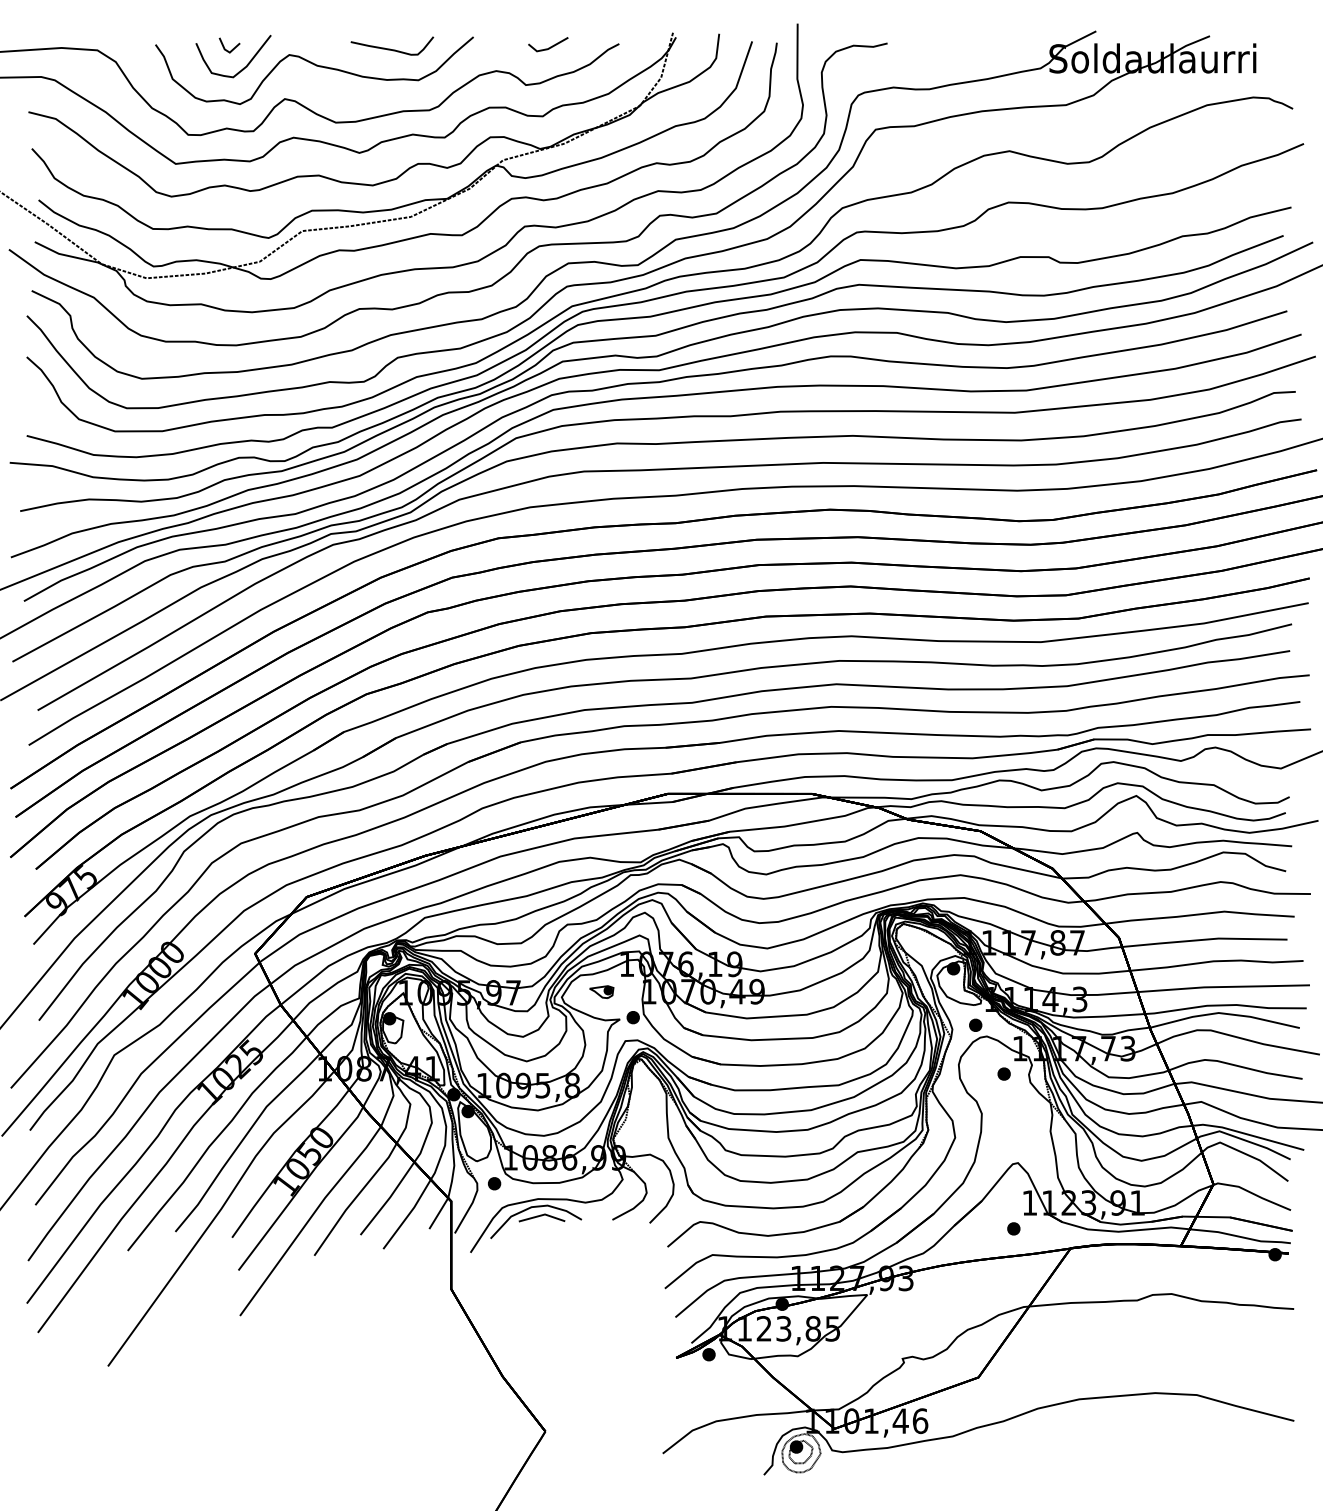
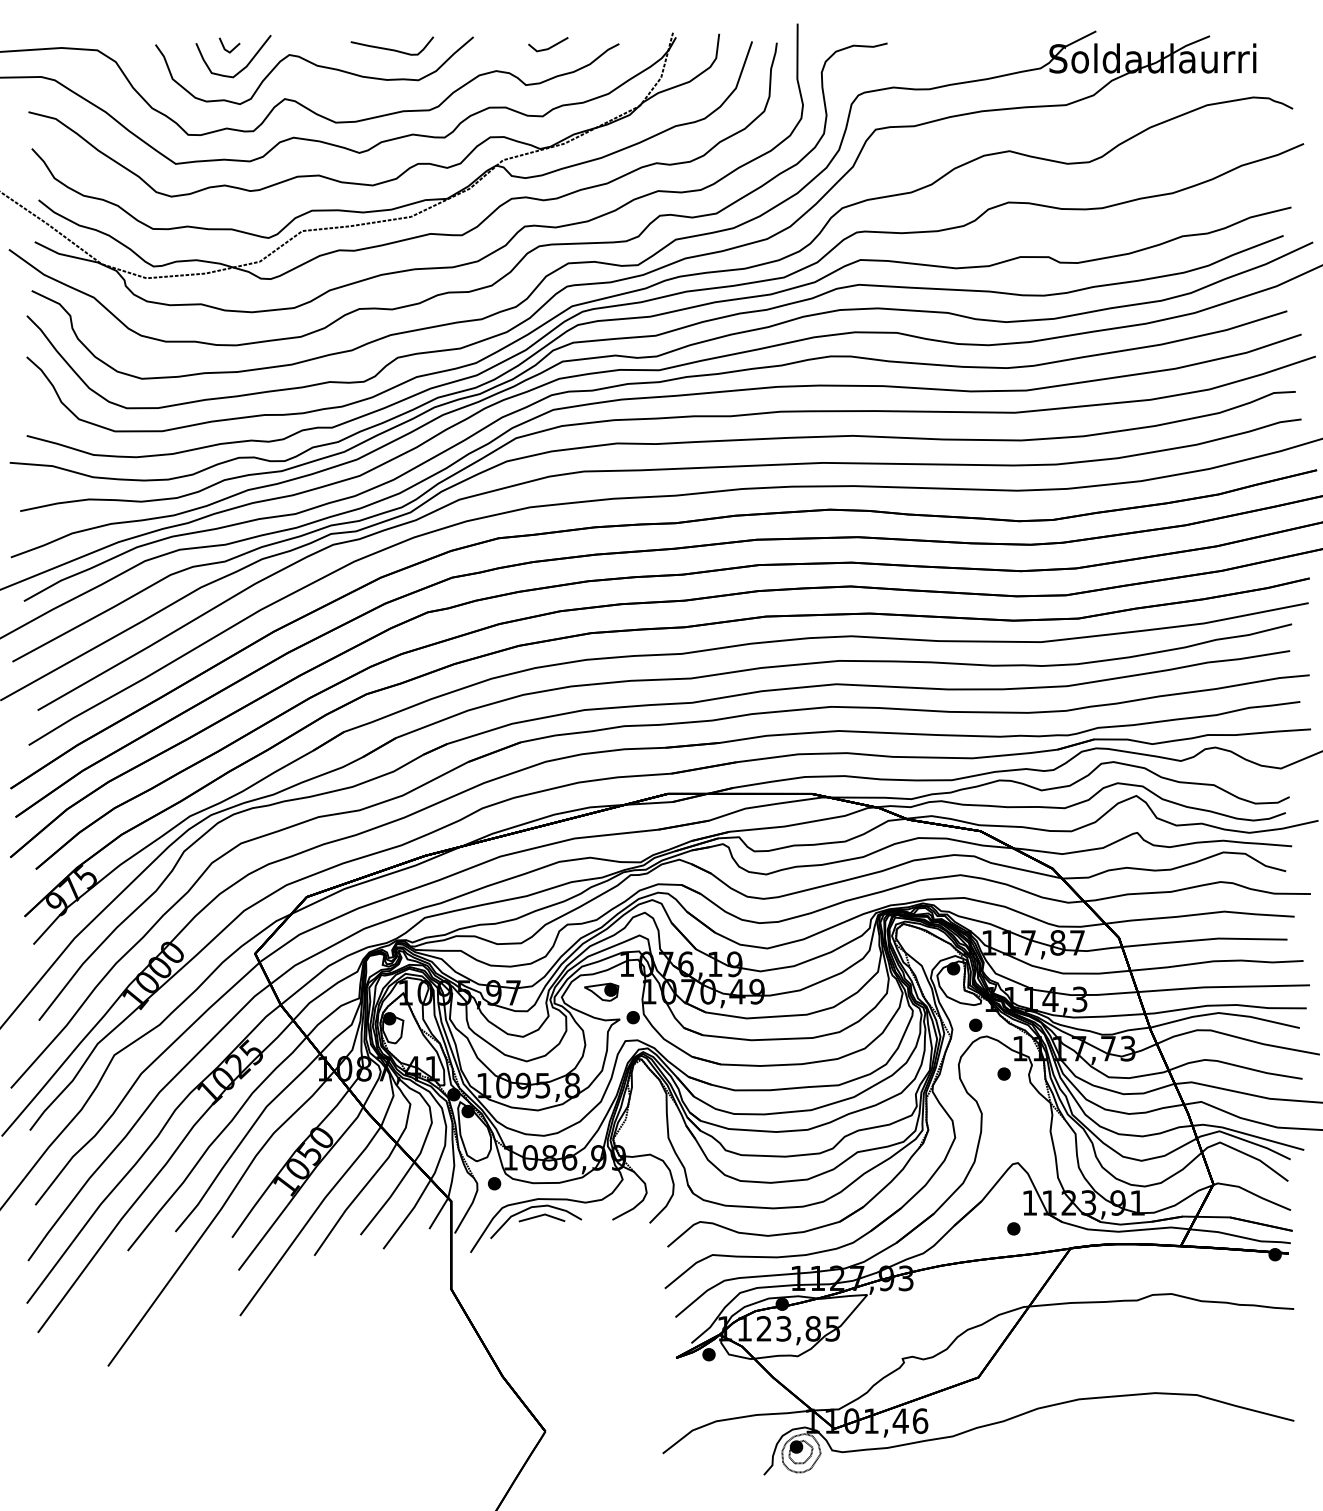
part size: 26x15 px -> 36x20 px (601, 991)
